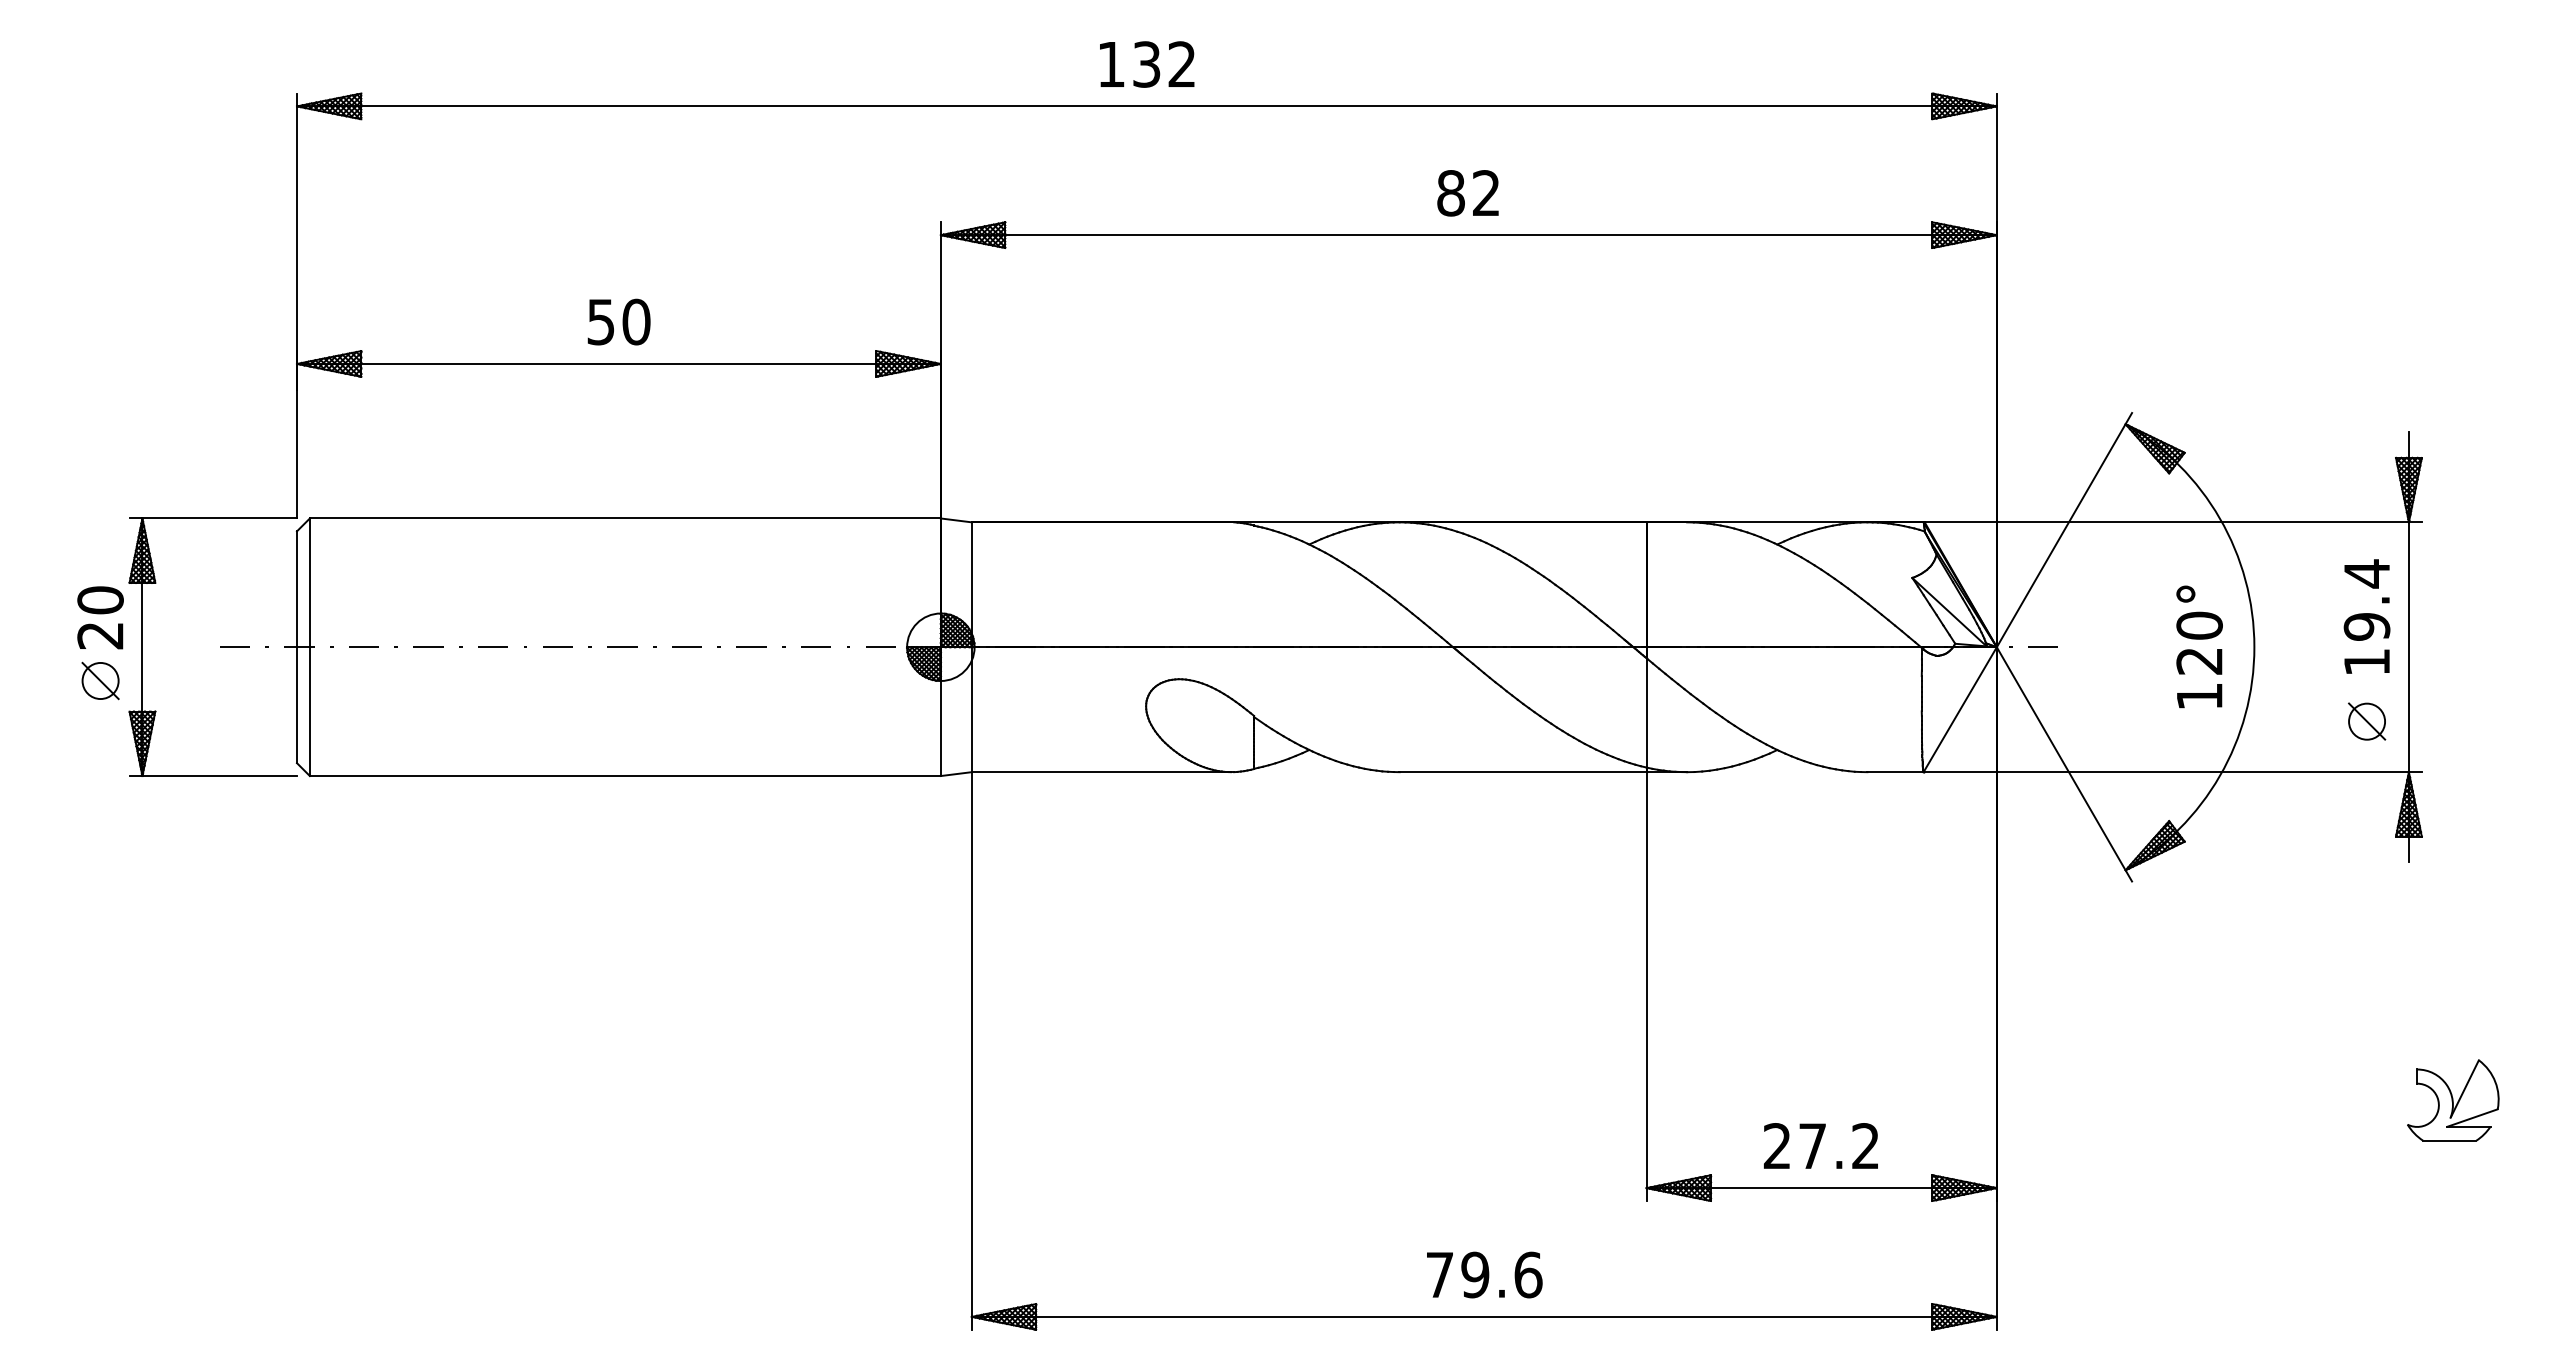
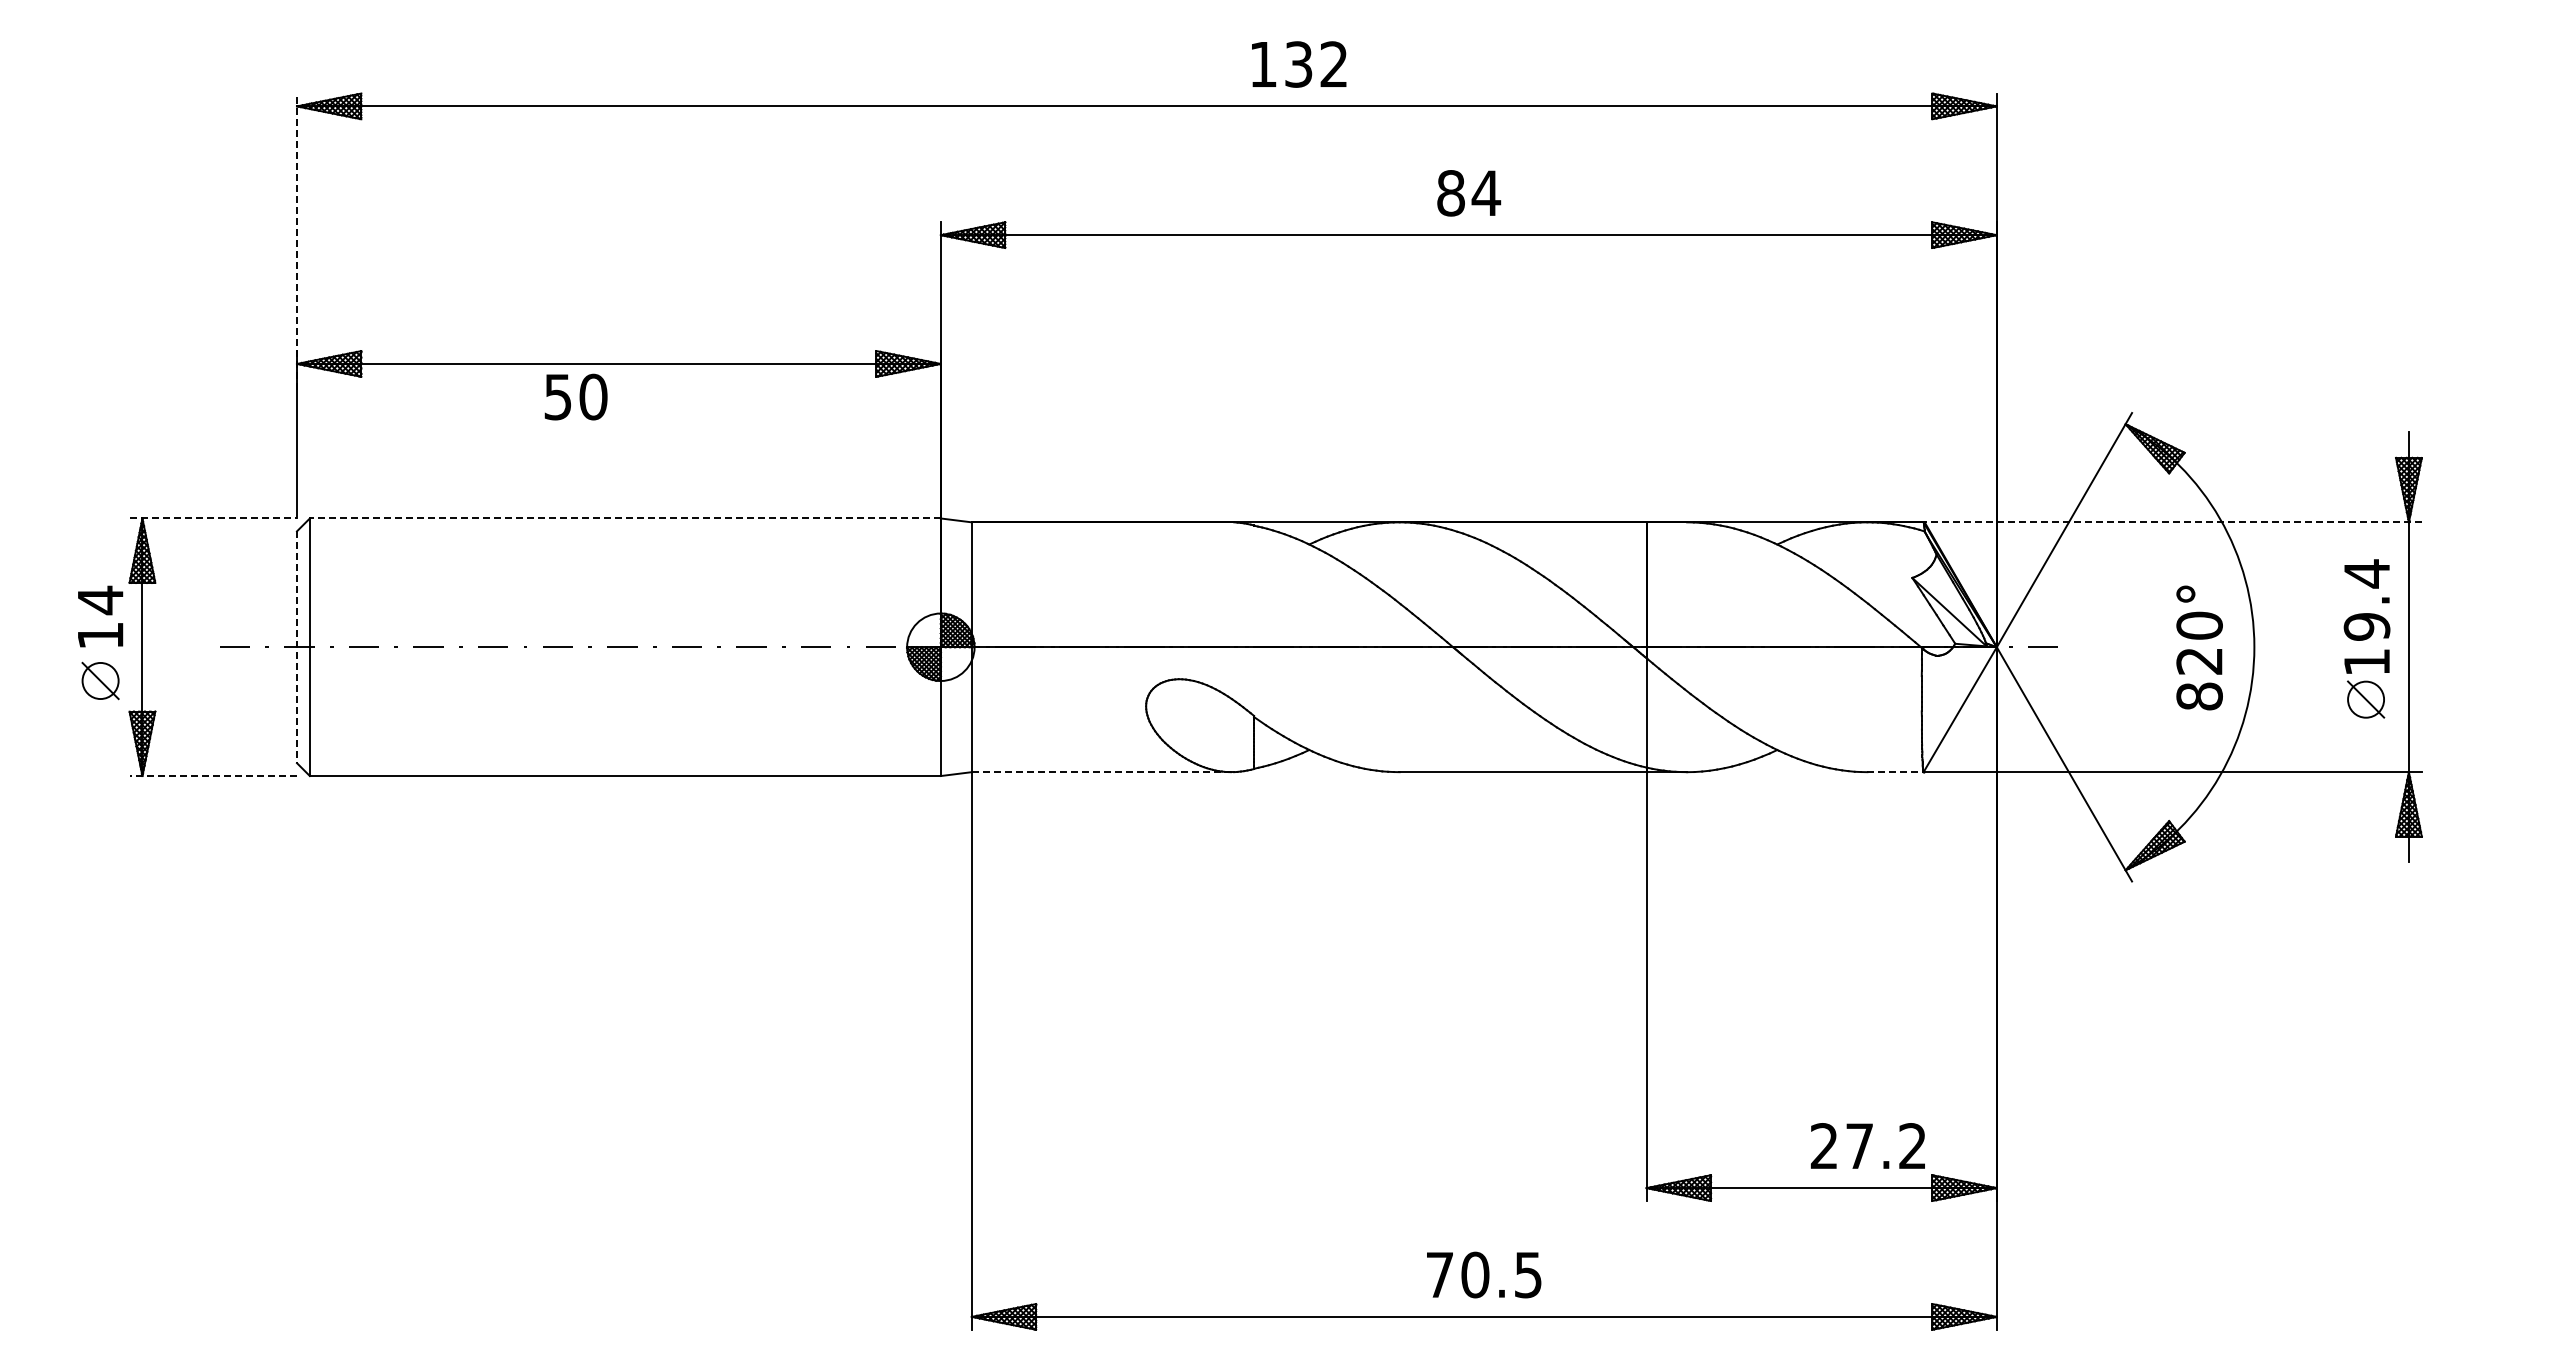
text position: (1147, 64) -> (1299, 64) (1299, 64)
text: 82 -> 84 (1486, 192)
line: solid -> dashed (296, 241)
text position: (618, 321) -> (575, 396) (575, 396)
line: solid -> dashed (213, 518)
line: solid -> dashed (625, 518)
line: solid -> dashed (2173, 522)
text: 20 -> 14 (100, 617)
line: solid -> dashed (296, 647)
text: 120° -> 820° (2199, 696)
part position: (2367, 721) -> (2366, 699) (2366, 699)
line: solid -> dashed (1101, 772)
line: solid -> dashed (1895, 772)
line: solid -> dashed (213, 776)
part: present -> none (2453, 1100)
text position: (1820, 1145) -> (1867, 1145) (1867, 1145)
text: 79.6 -> 70.5 (1501, 1274)
